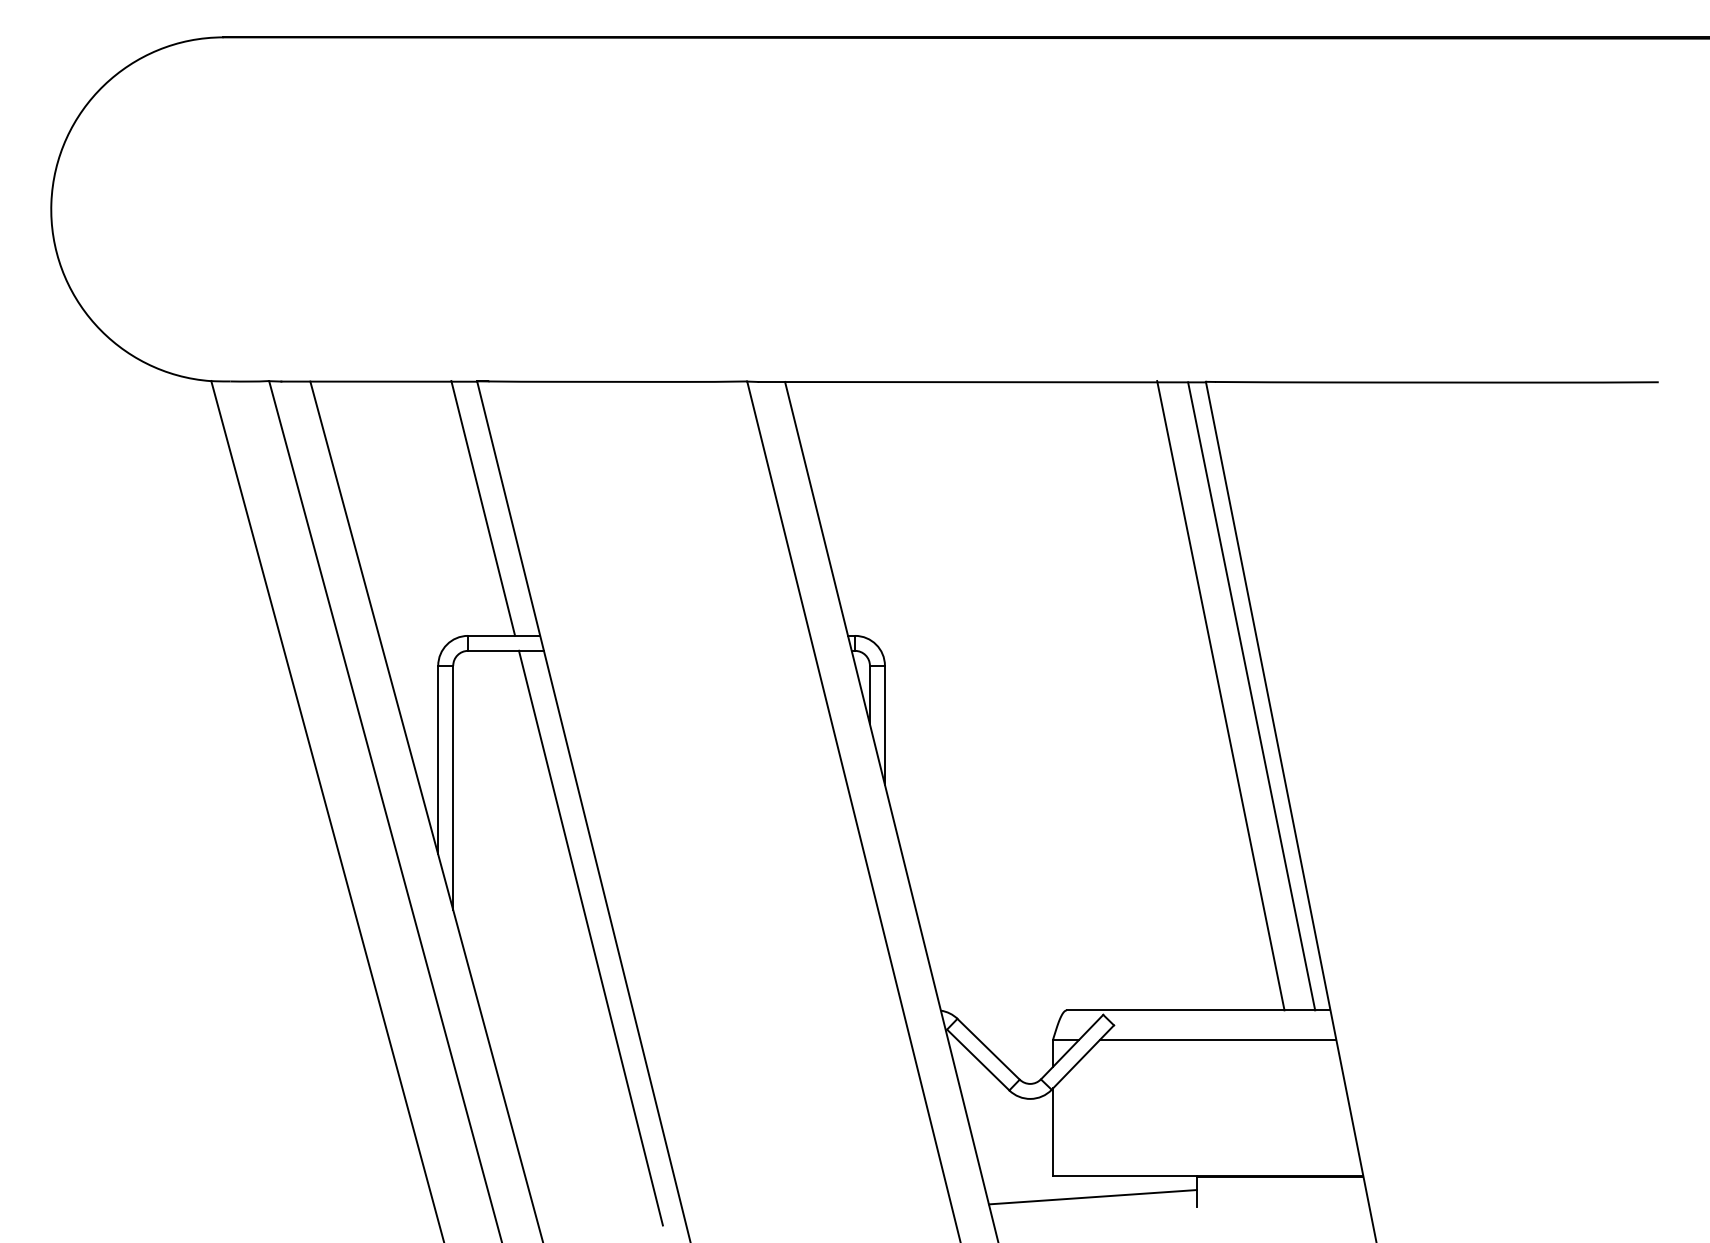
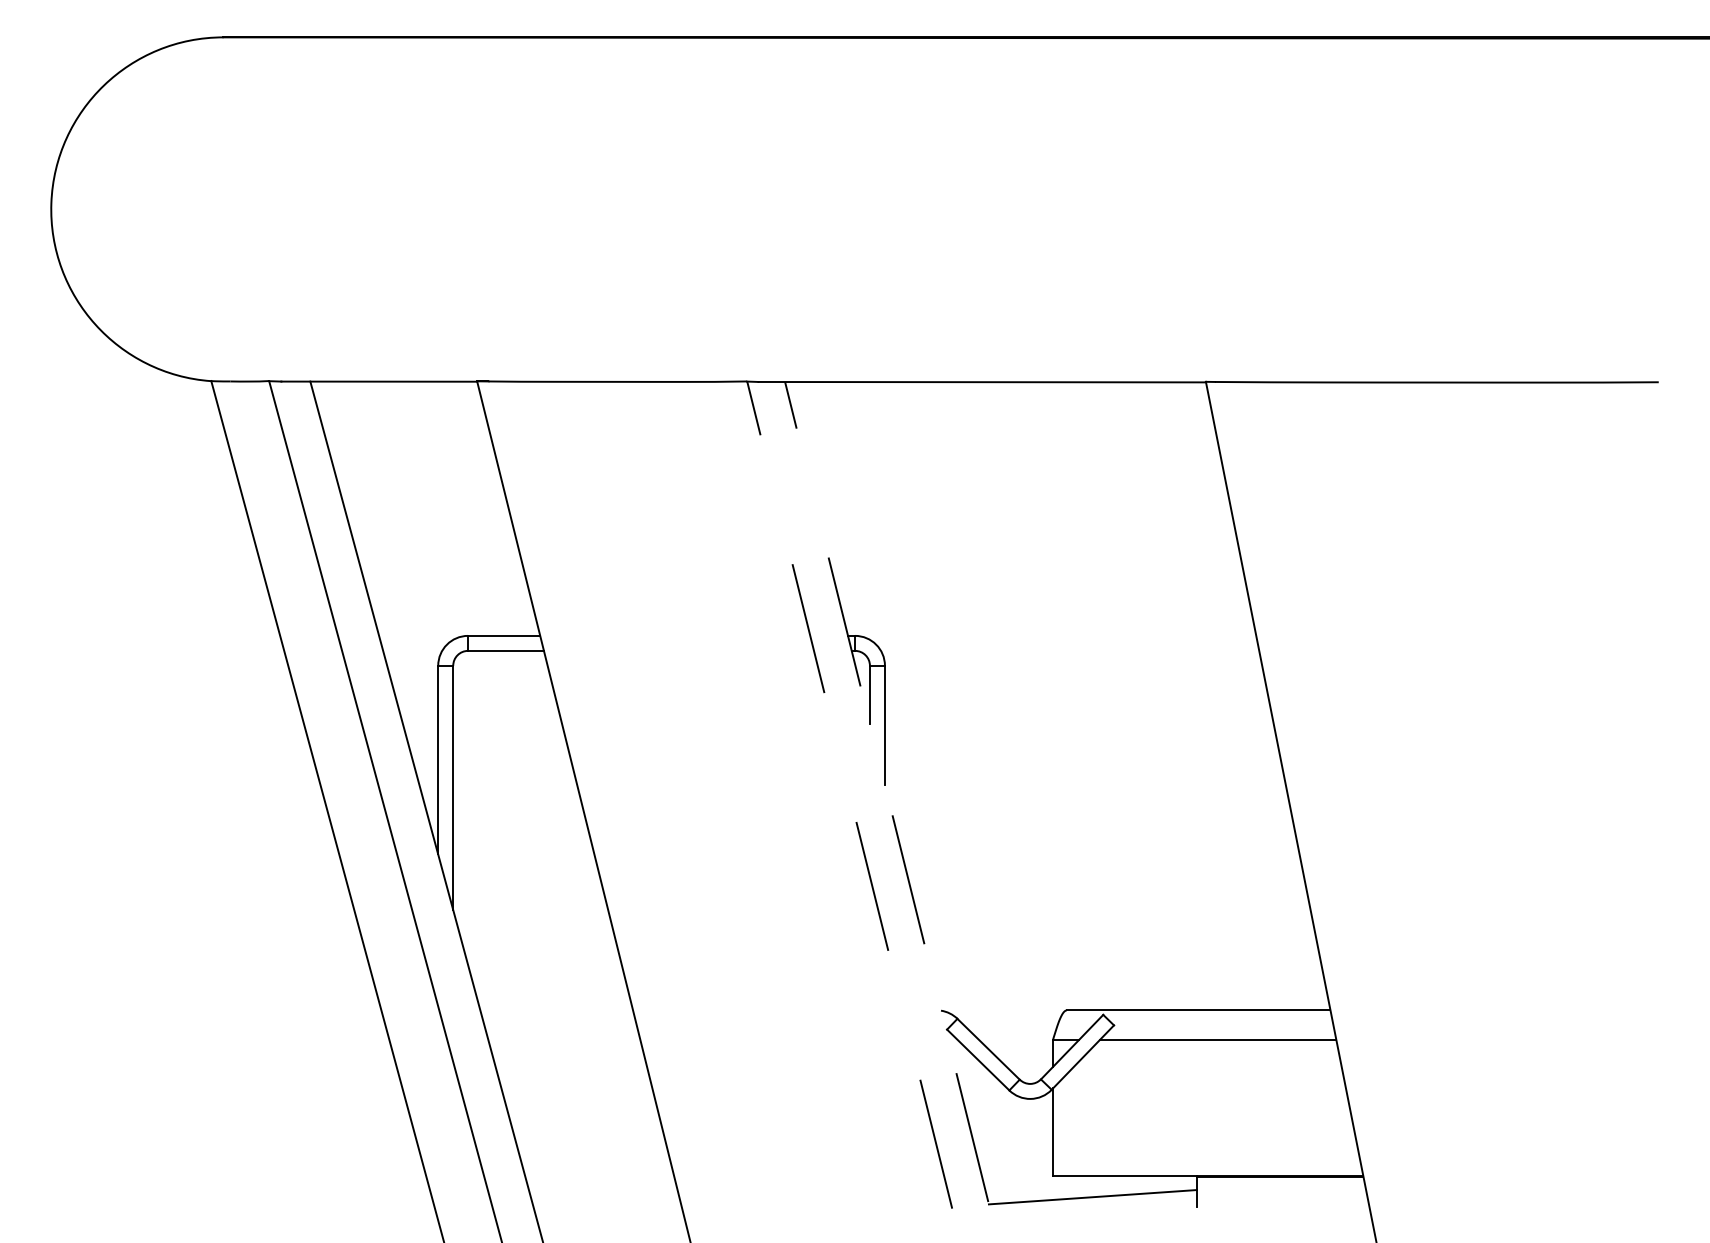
line: present -> none (483, 508)
line: present -> none (1220, 695)
line: present -> none (1251, 696)
line: solid -> dashed (853, 811)
line: solid -> dashed (891, 811)
line: present -> none (590, 937)
